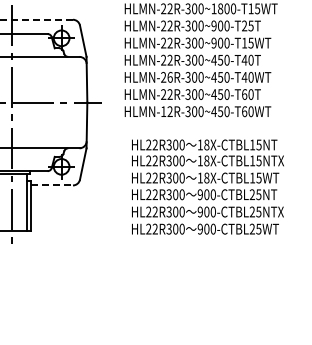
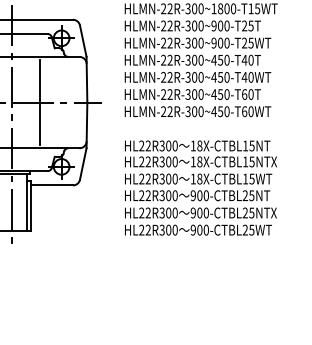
line: dashed -> solid (36, 19)
text: HLMN-22R-300~900-T15WT -> HLMN-22R-300~900-T25WT (244, 42)
text: HLMN-26R-300~450-T40WT -> HLMN-22R-300~450-T40WT (169, 77)
line: none -> present (40, 102)
text: HLMN-12R-300~450-T60WT -> HLMN-22R-300~450-T60WT (163, 111)
line: dashed -> solid (52, 185)
text position: (207, 186) -> (200, 187) (200, 187)
